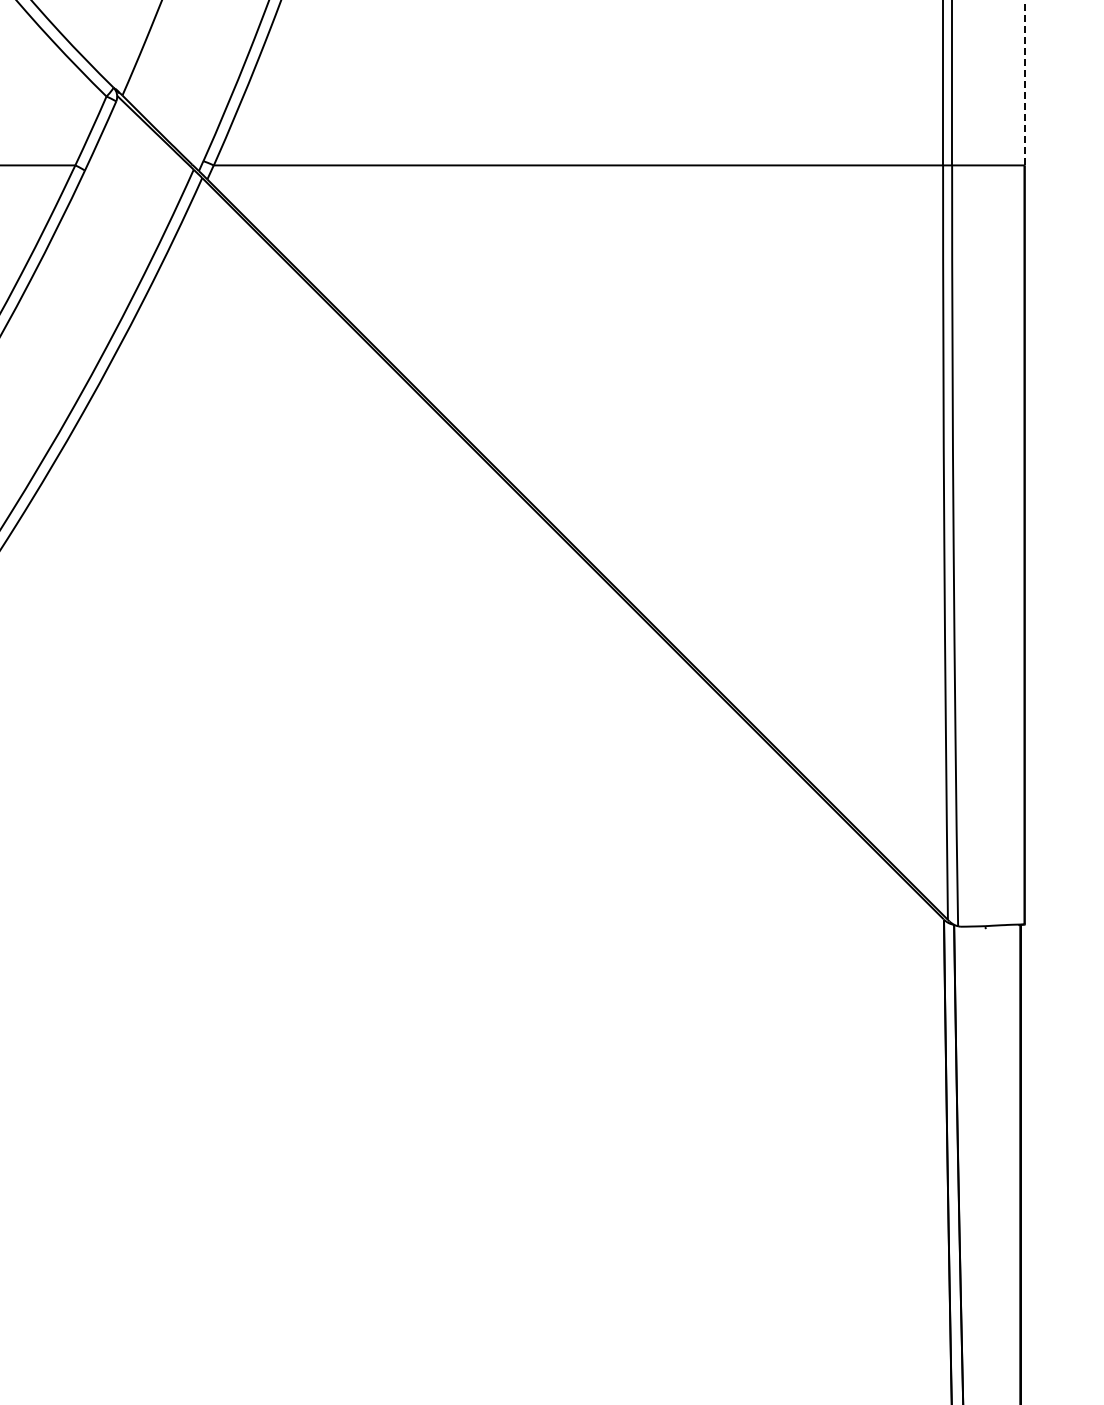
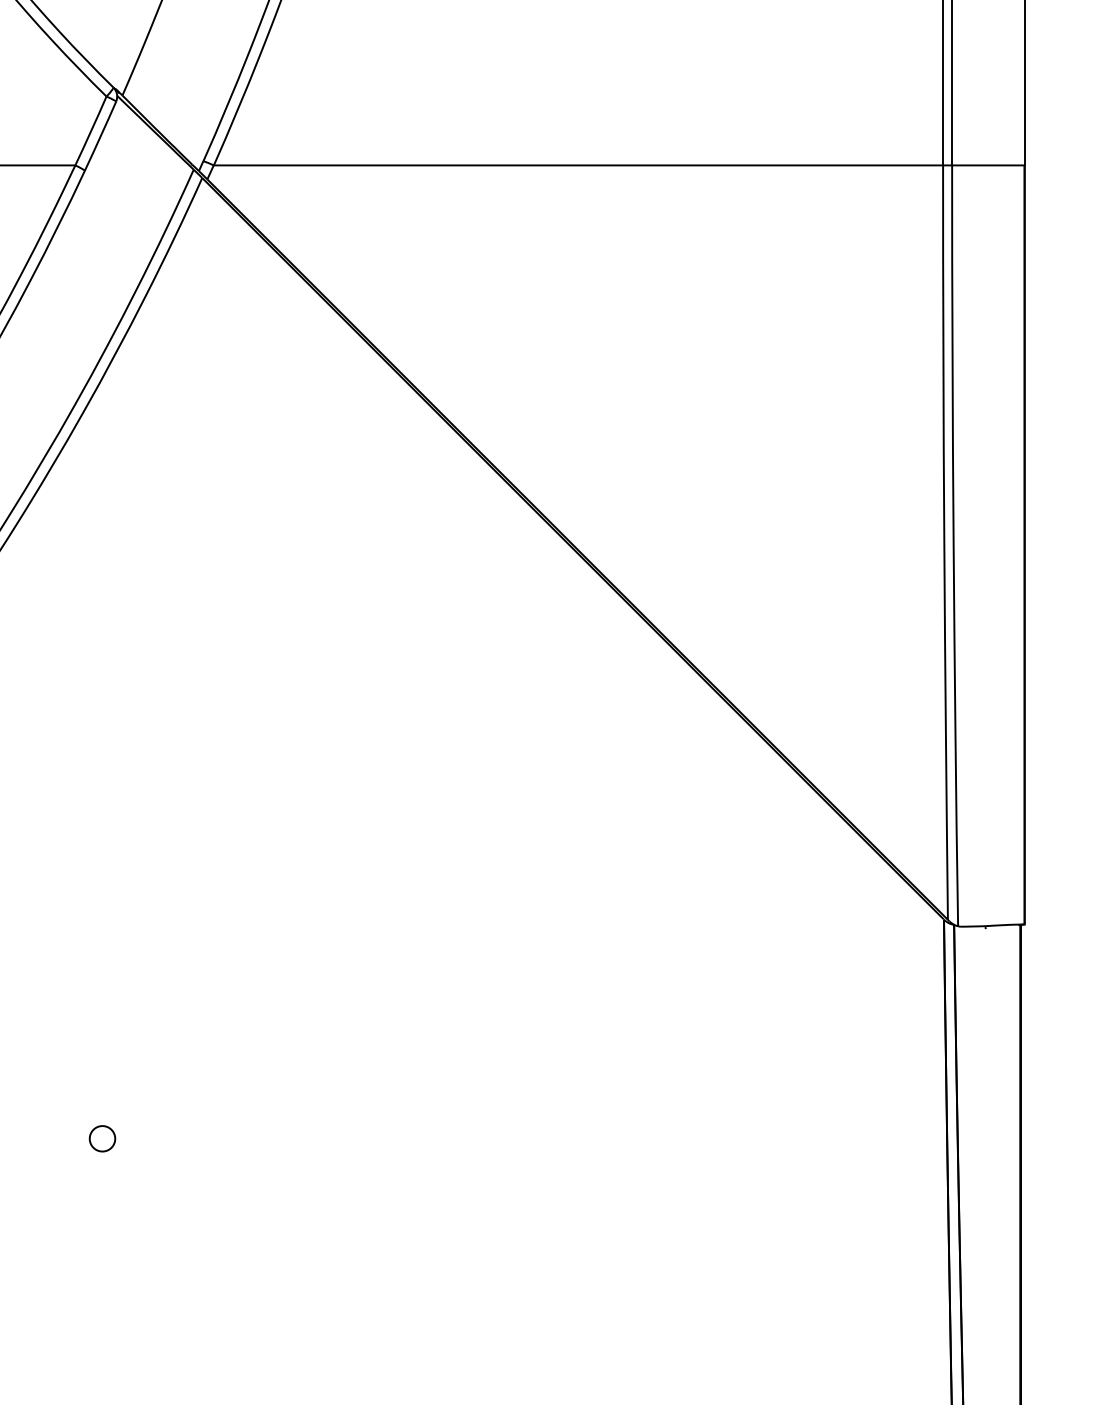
line: dashed -> solid (1024, 82)
part: none -> present (102, 1138)
